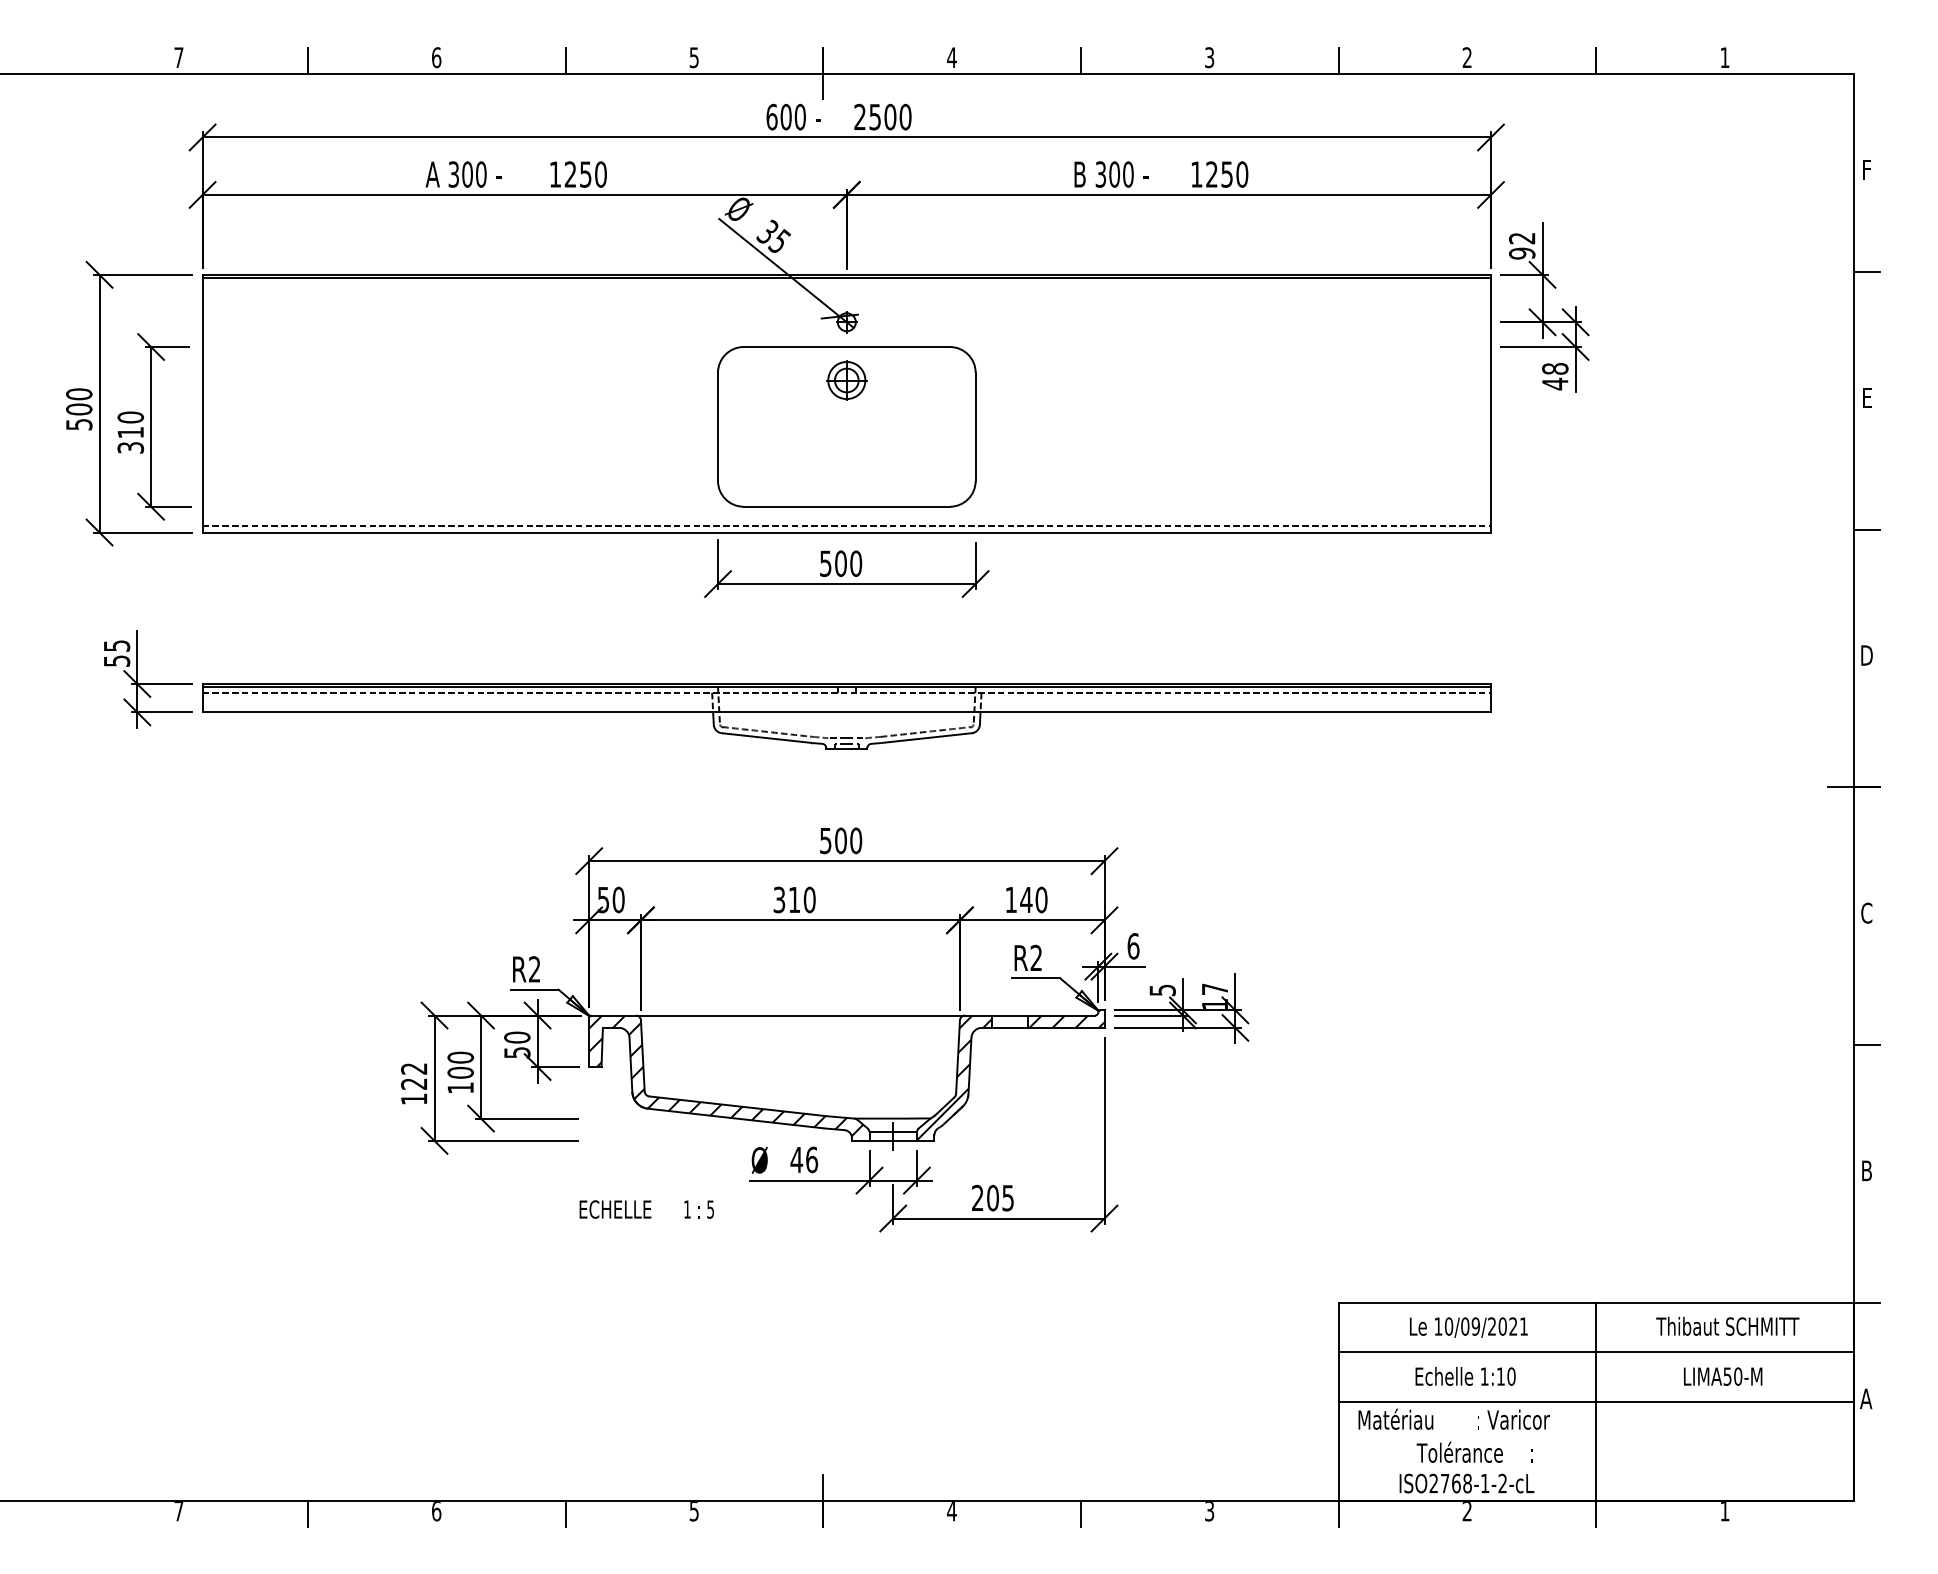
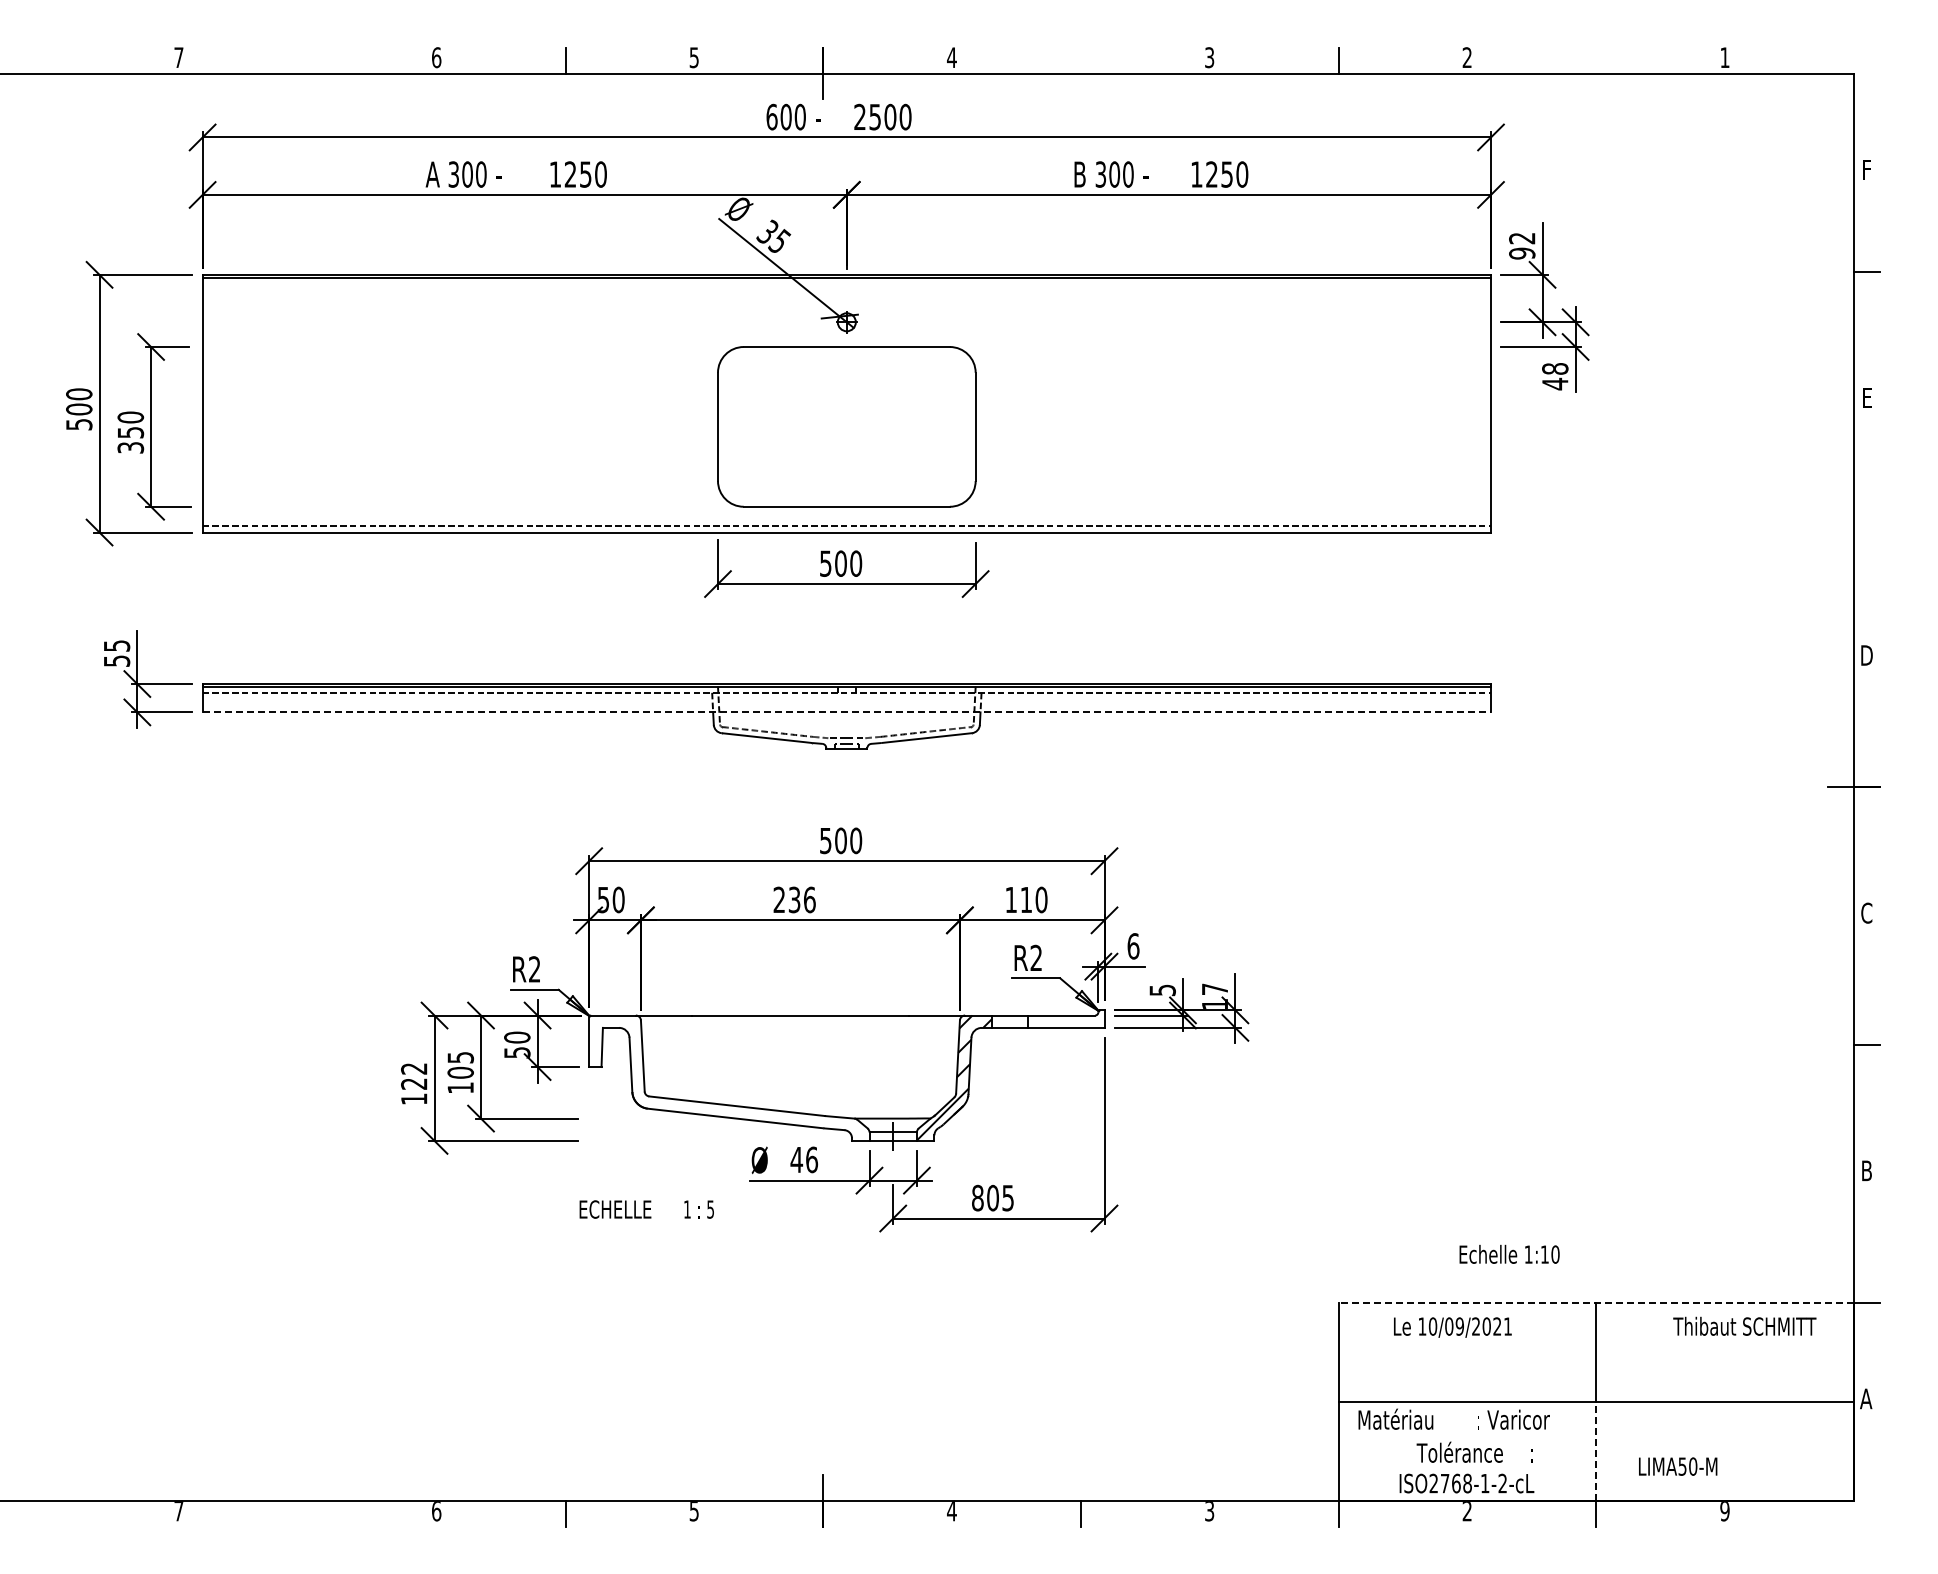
line: present -> none (308, 60)
line: present -> none (1081, 60)
line: present -> none (1596, 60)
part: present -> none (846, 380)
text: 310 -> 350 (131, 432)
line: present -> none (1866, 529)
line: solid -> dashed (847, 712)
text: 310 -> 236 (794, 899)
text: 140 -> 110 (1026, 899)
hatch: present -> none (1066, 1021)
text: 100 -> 105 (460, 1057)
hatch: present -> none (726, 1075)
text: 205 -> 805 (977, 1197)
line: solid -> dashed (1596, 1302)
text position: (1727, 1325) -> (1744, 1325) (1744, 1325)
text position: (1468, 1327) -> (1452, 1327) (1452, 1327)
line: present -> none (1596, 1352)
text position: (1465, 1375) -> (1509, 1253) (1509, 1253)
text position: (1723, 1376) -> (1678, 1466) (1678, 1466)
line: solid -> dashed (1596, 1451)
text: 1 -> 9 (1724, 1511)
line: present -> none (308, 1513)
